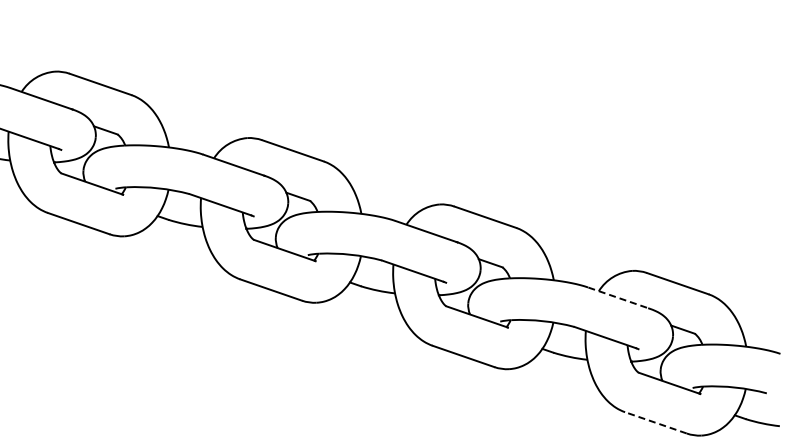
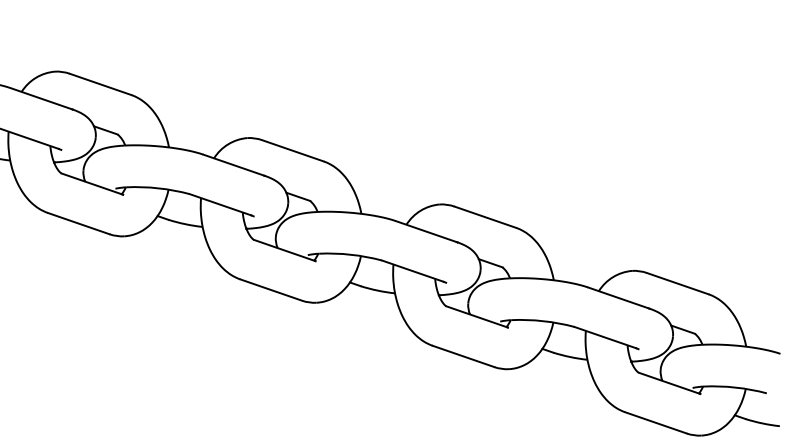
line: dashed -> solid (619, 298)
line: dashed -> solid (656, 422)
